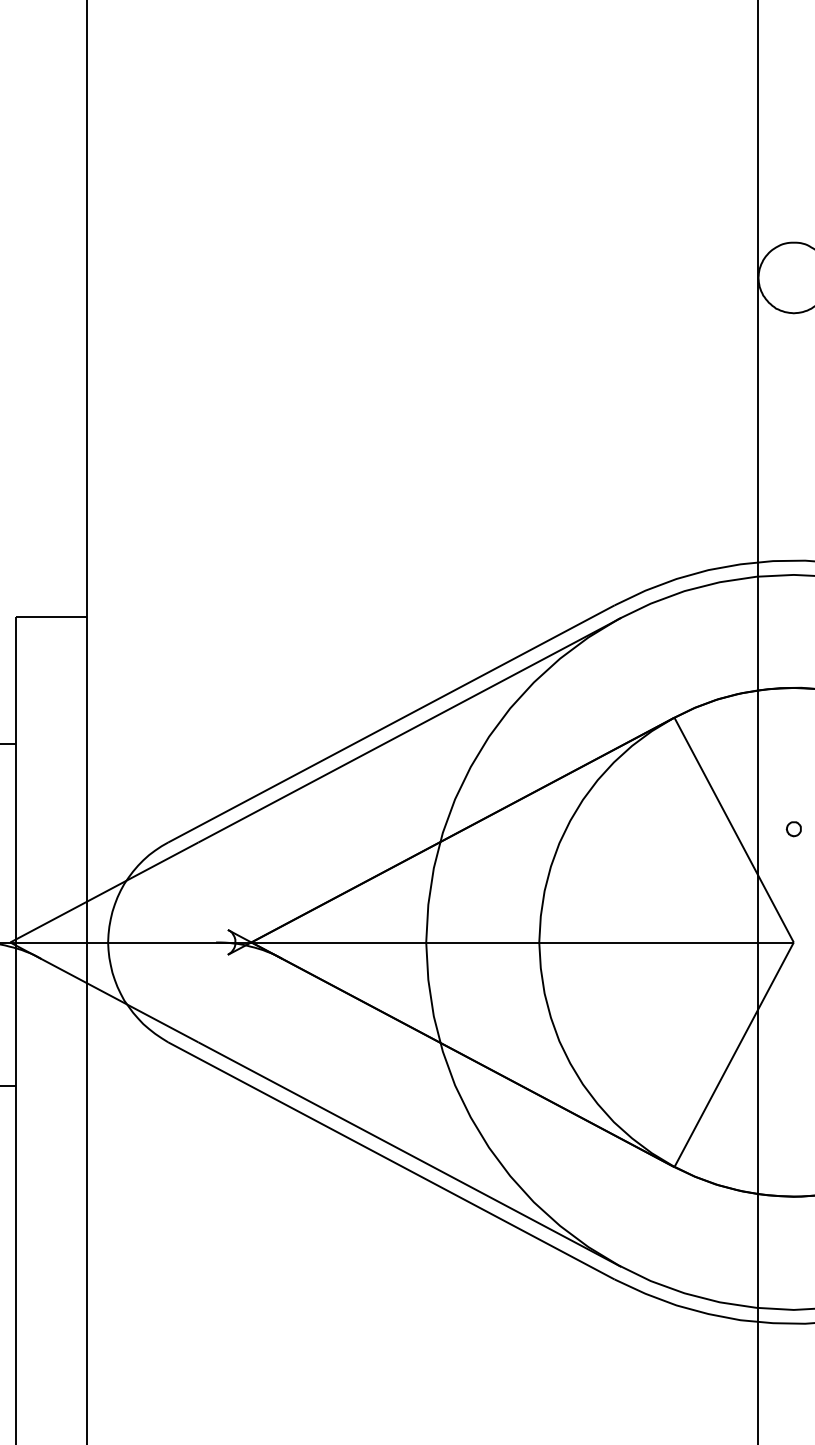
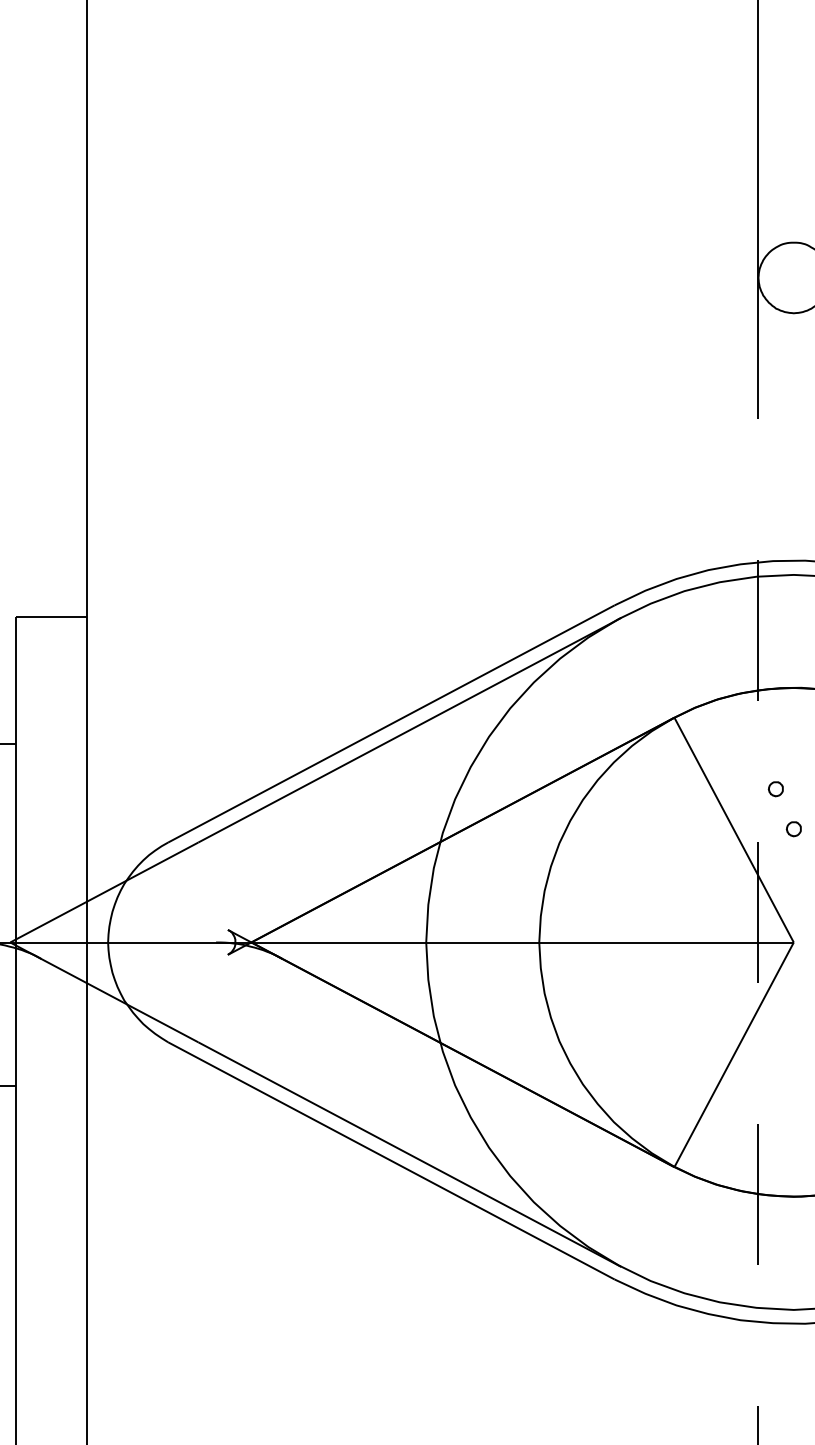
part: none -> present (775, 789)
line: solid -> dashed (758, 862)
